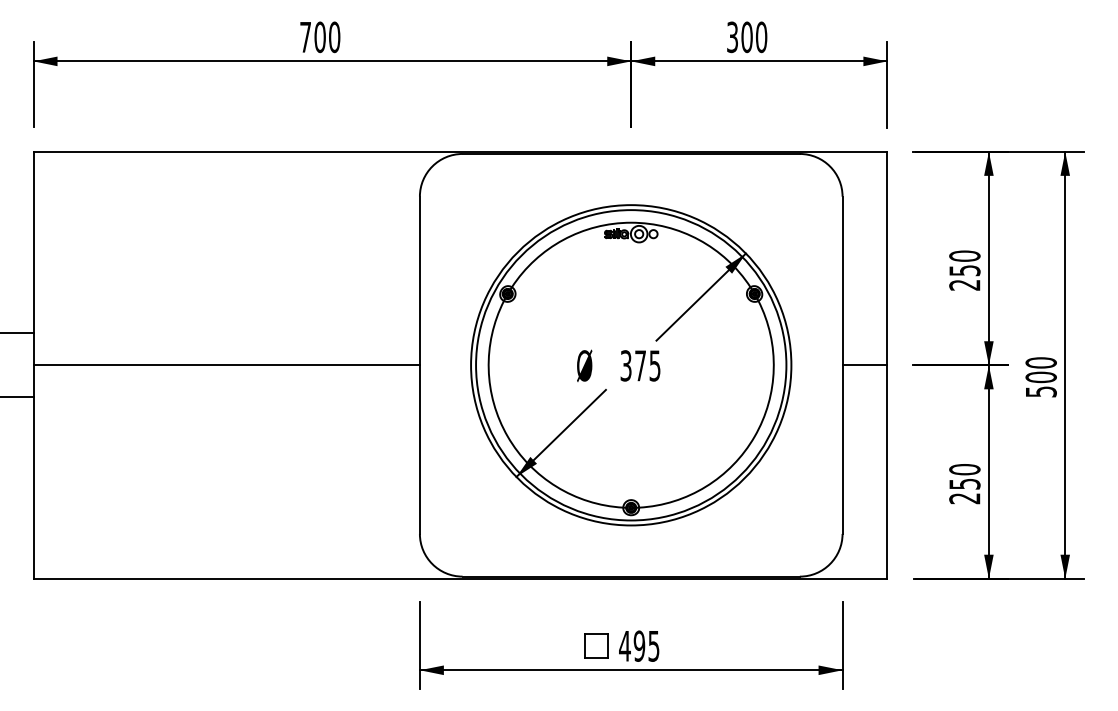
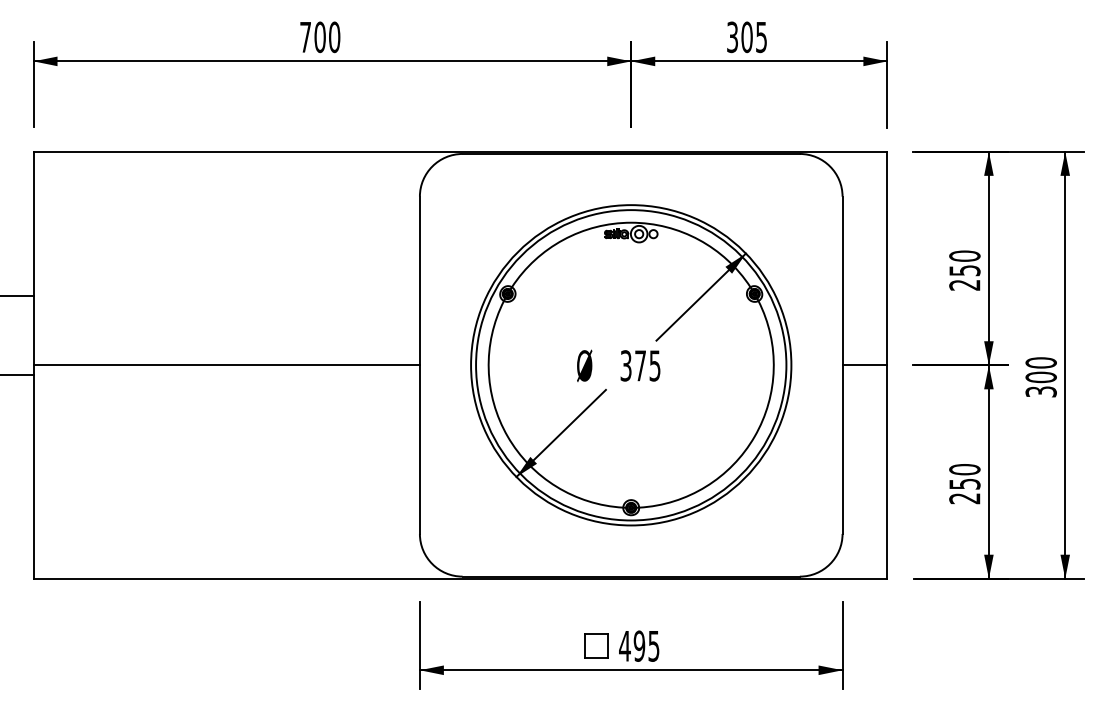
text: 300 -> 305 (761, 37)
line position: (17, 333) -> (17, 296) (17, 296)
text: 500 -> 300 (1040, 391)
line position: (17, 397) -> (17, 375) (17, 375)
